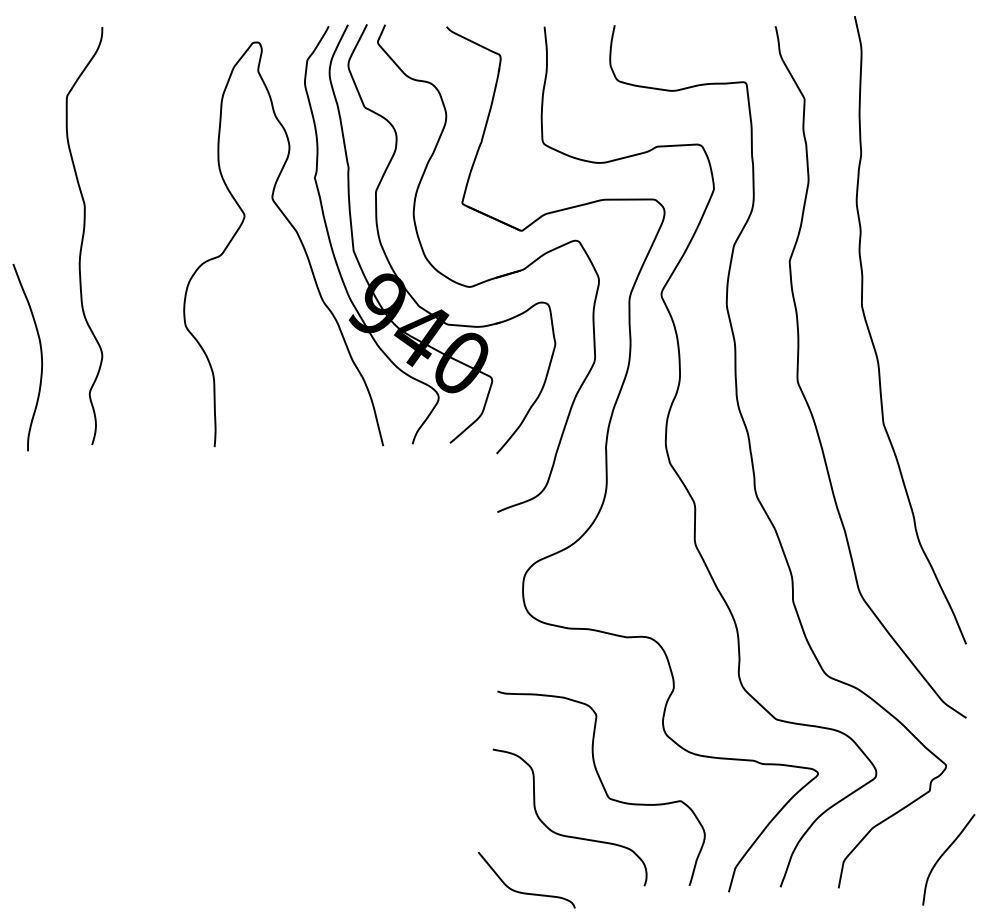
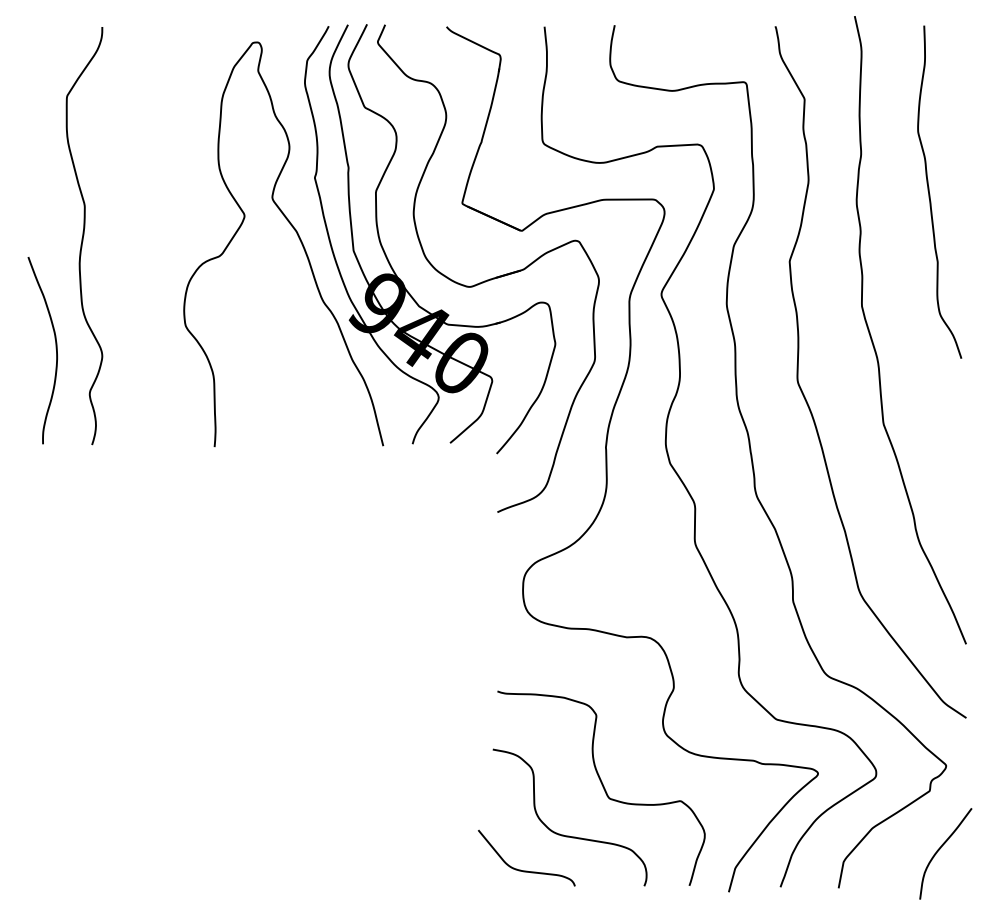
curve: none -> present (930, 194)
curve position: (40, 355) -> (55, 348) (55, 348)
curve position: (944, 854) -> (941, 848) (941, 848)
curve position: (526, 892) -> (526, 870) (526, 870)
